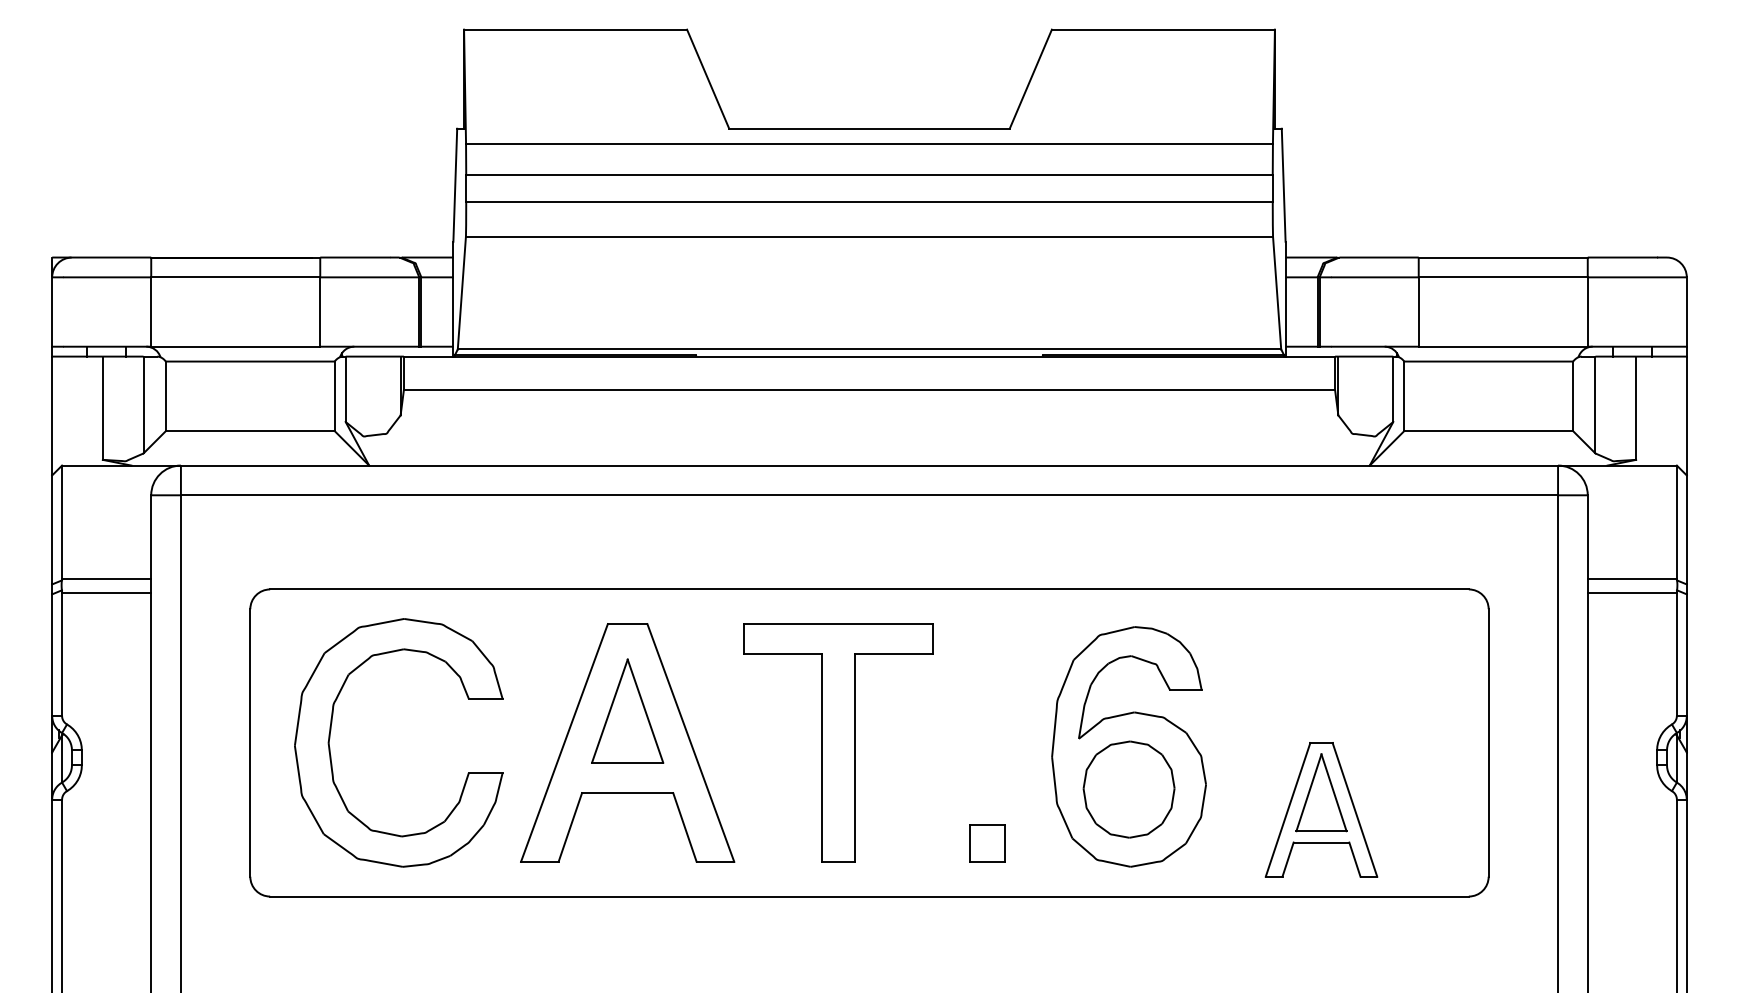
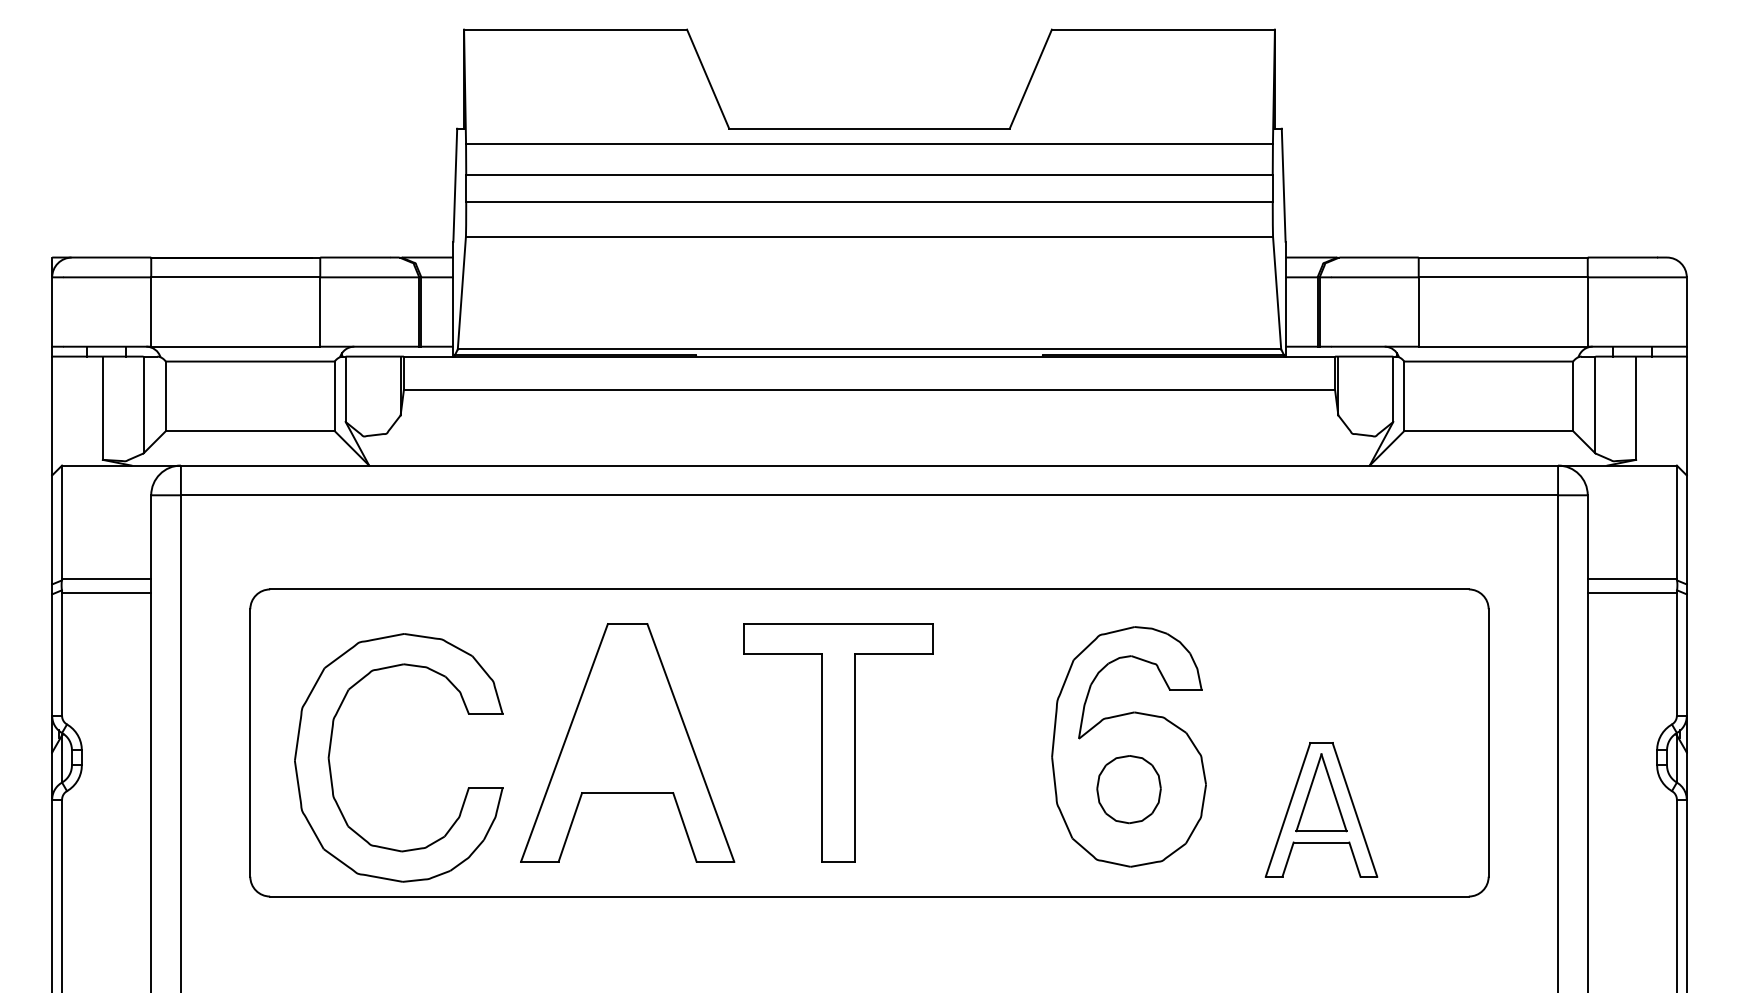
part: present -> none (627, 710)
part position: (331, 730) -> (331, 745) (331, 745)
part size: 94x99 px -> 66x70 px (1128, 789)
part: present -> none (987, 843)
